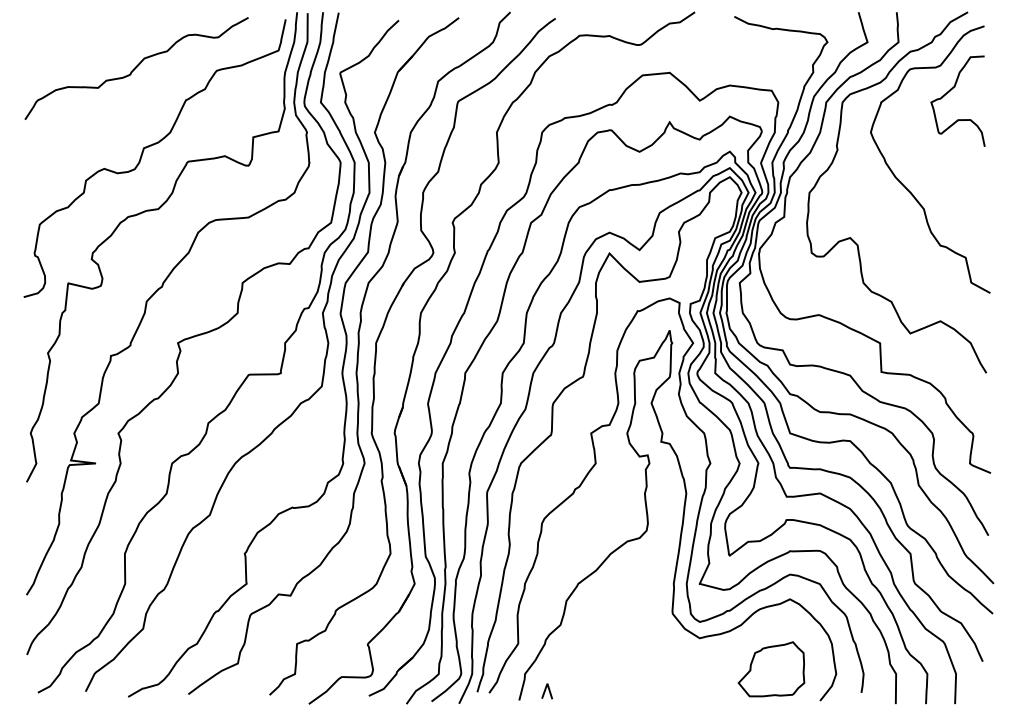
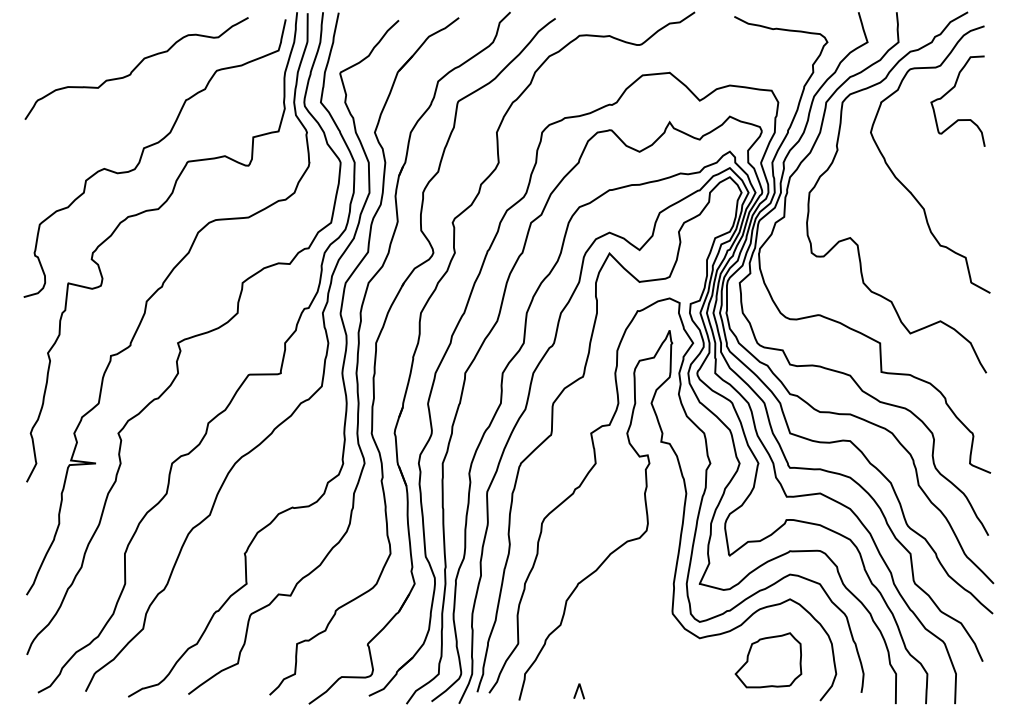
part position: (771, 669) -> (768, 660) (768, 660)
line position: (545, 691) -> (577, 691) (577, 691)
